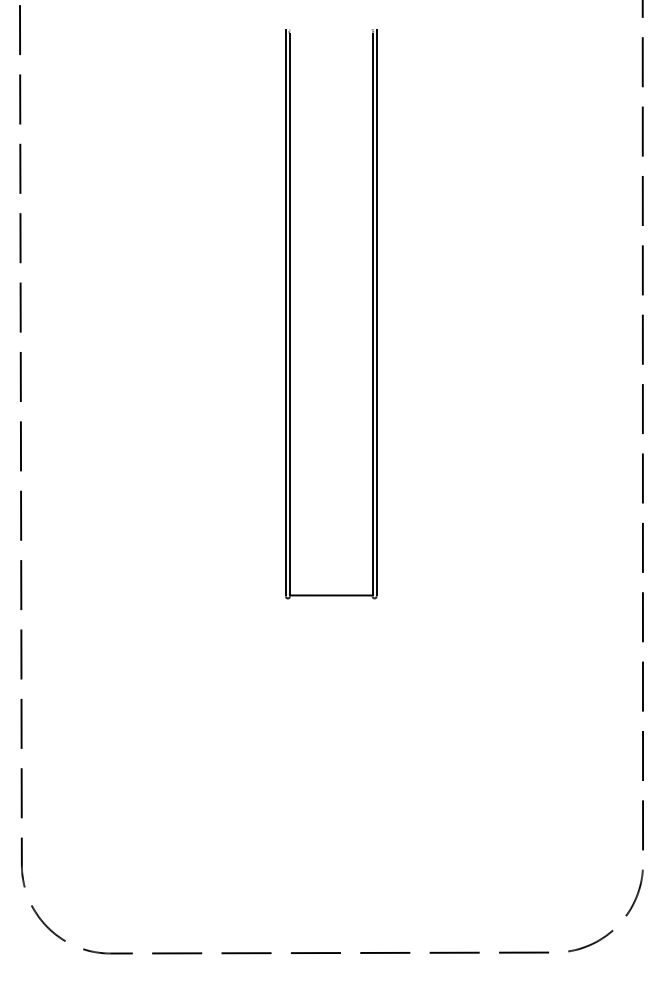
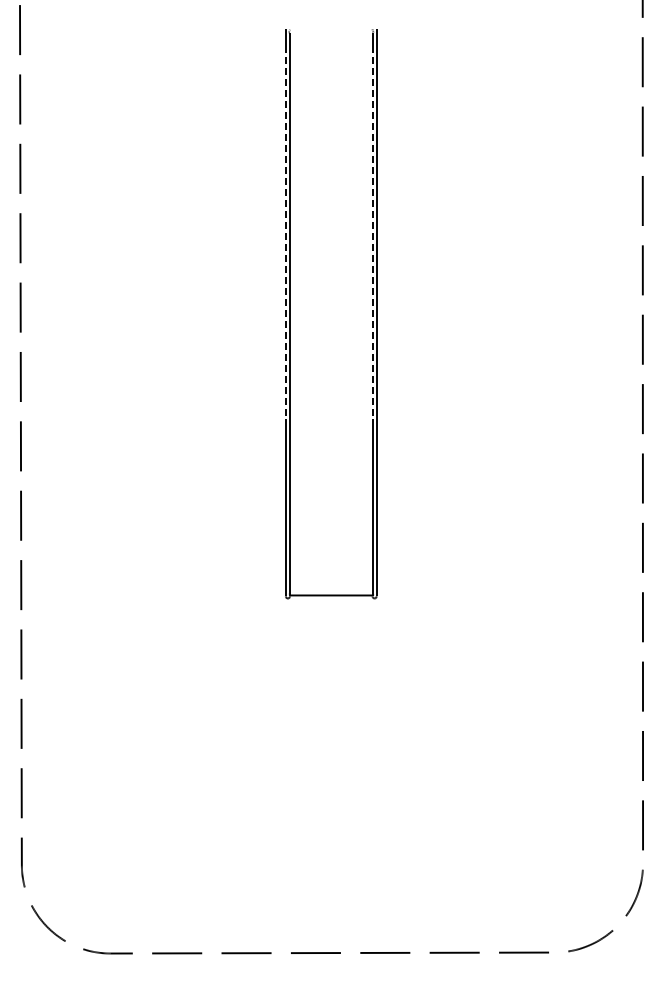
line: solid -> dashed (285, 232)
line: solid -> dashed (372, 232)
